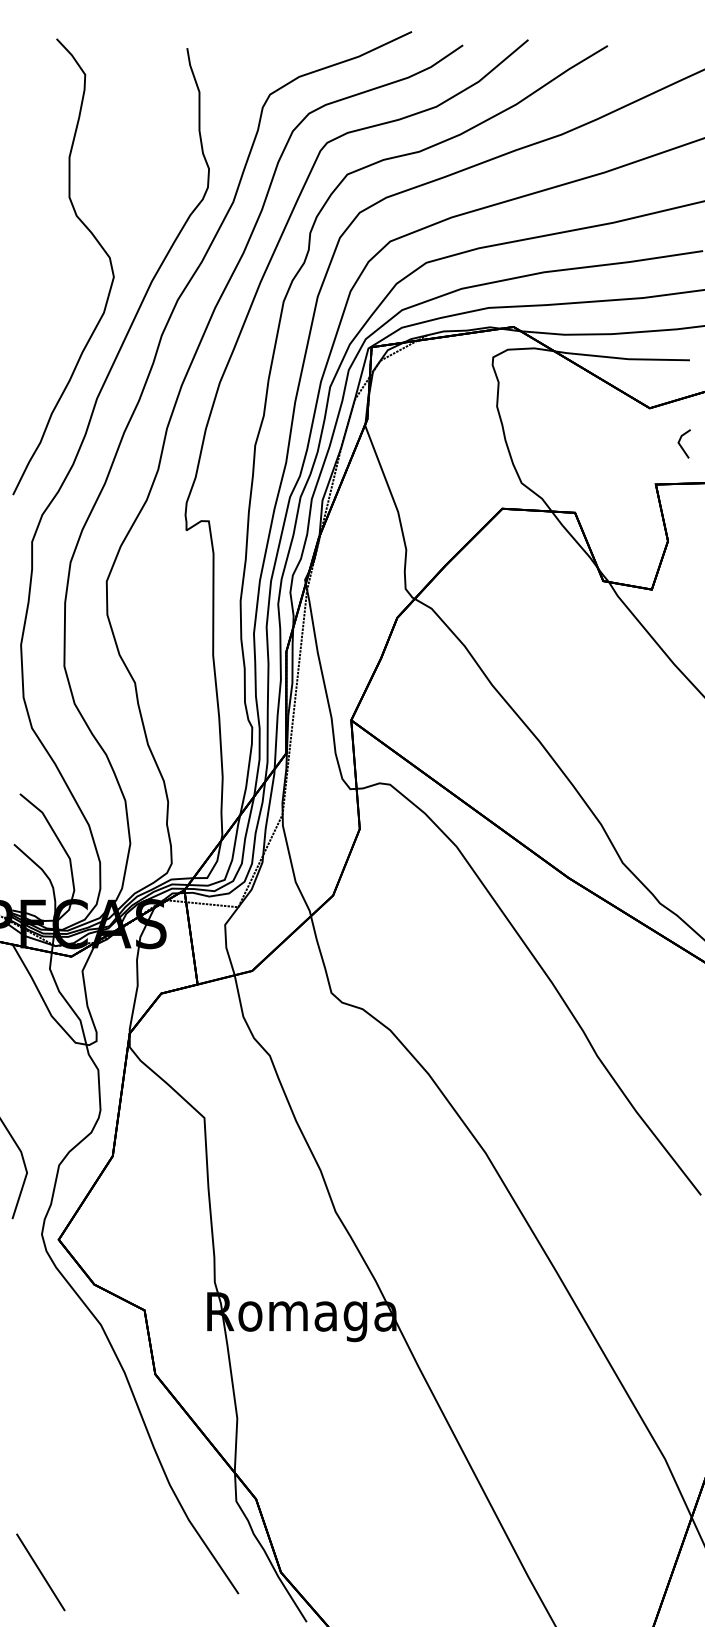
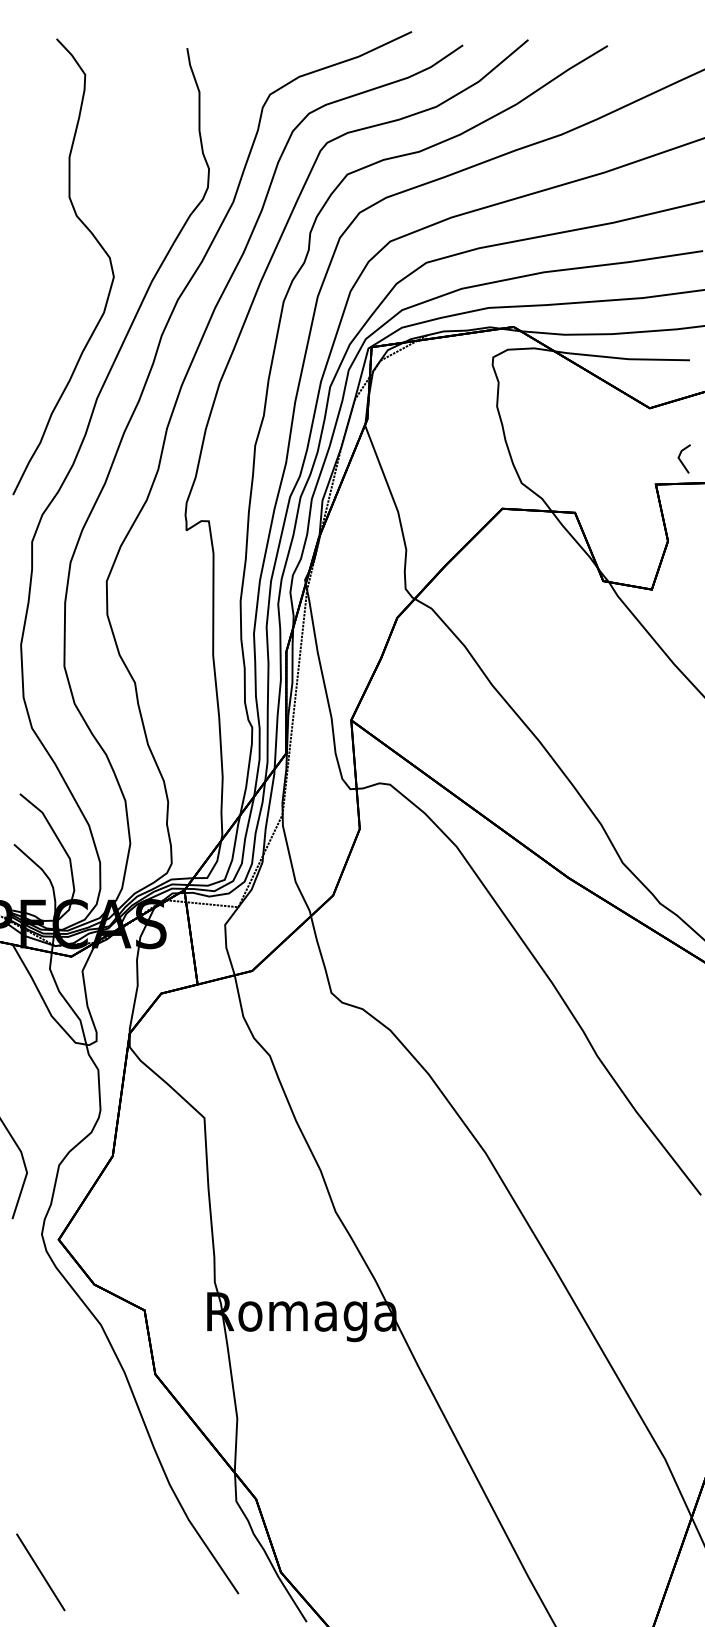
line position: (681, 445) -> (681, 460) (681, 460)
